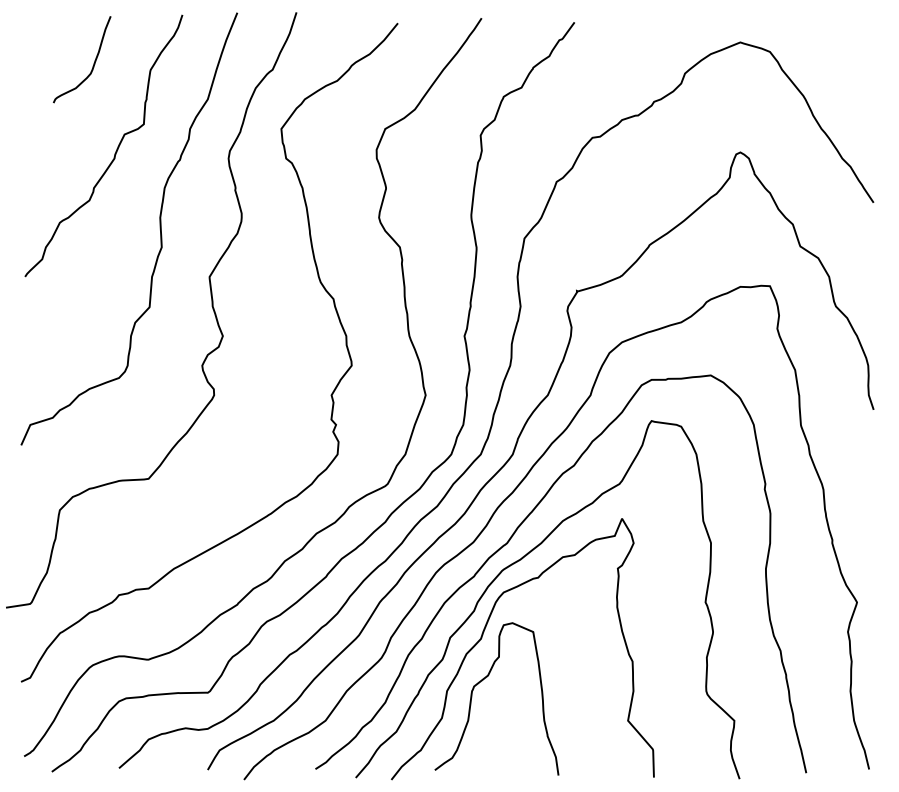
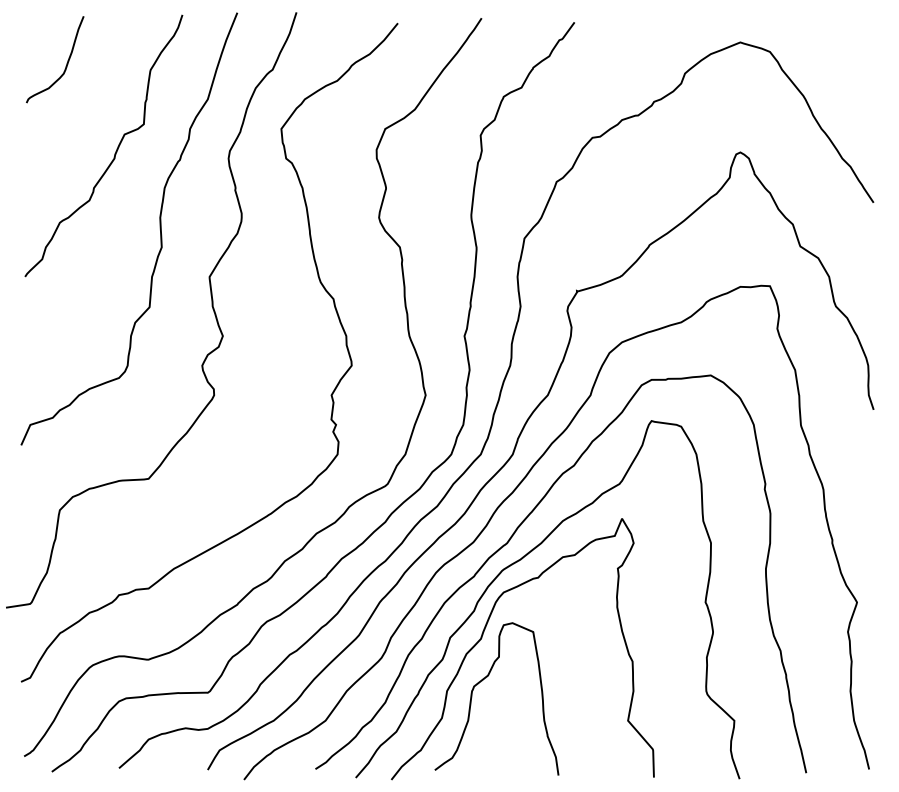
curve position: (93, 63) -> (66, 63) (66, 63)
